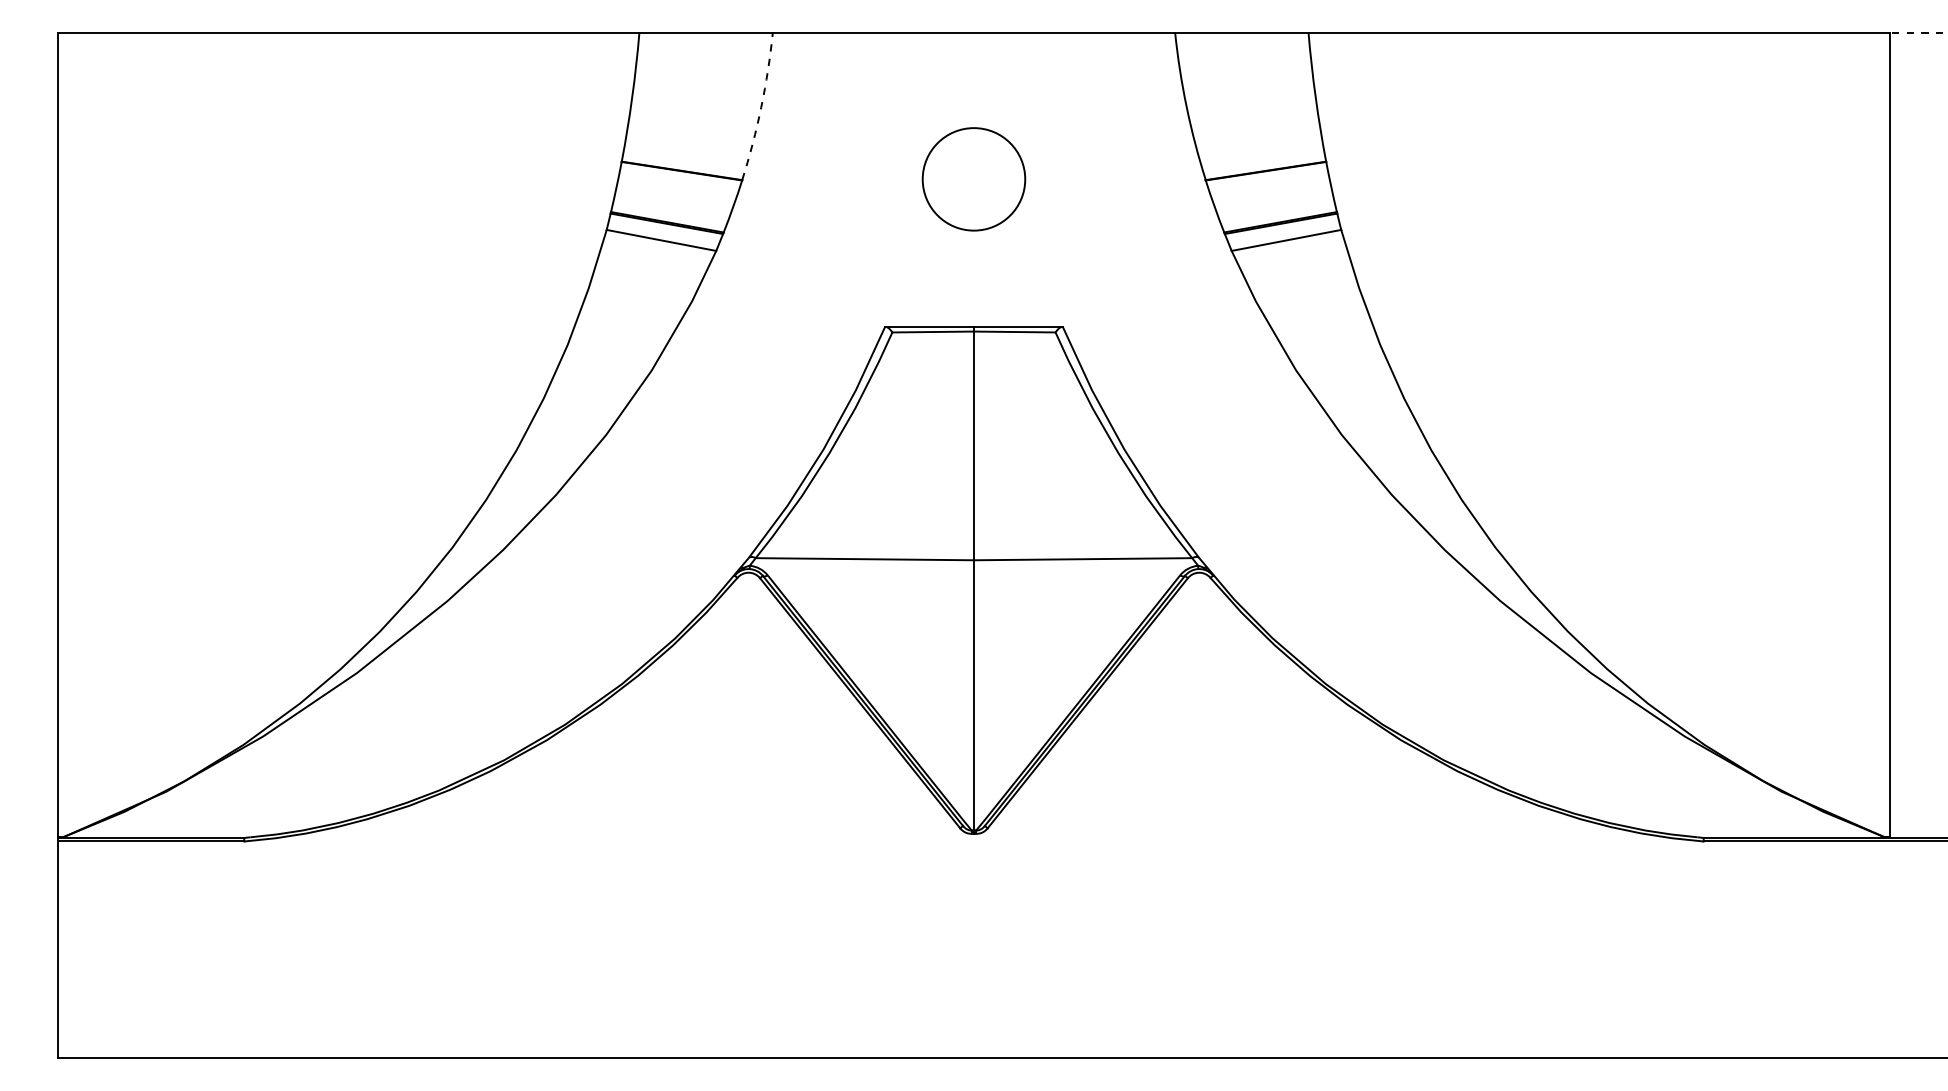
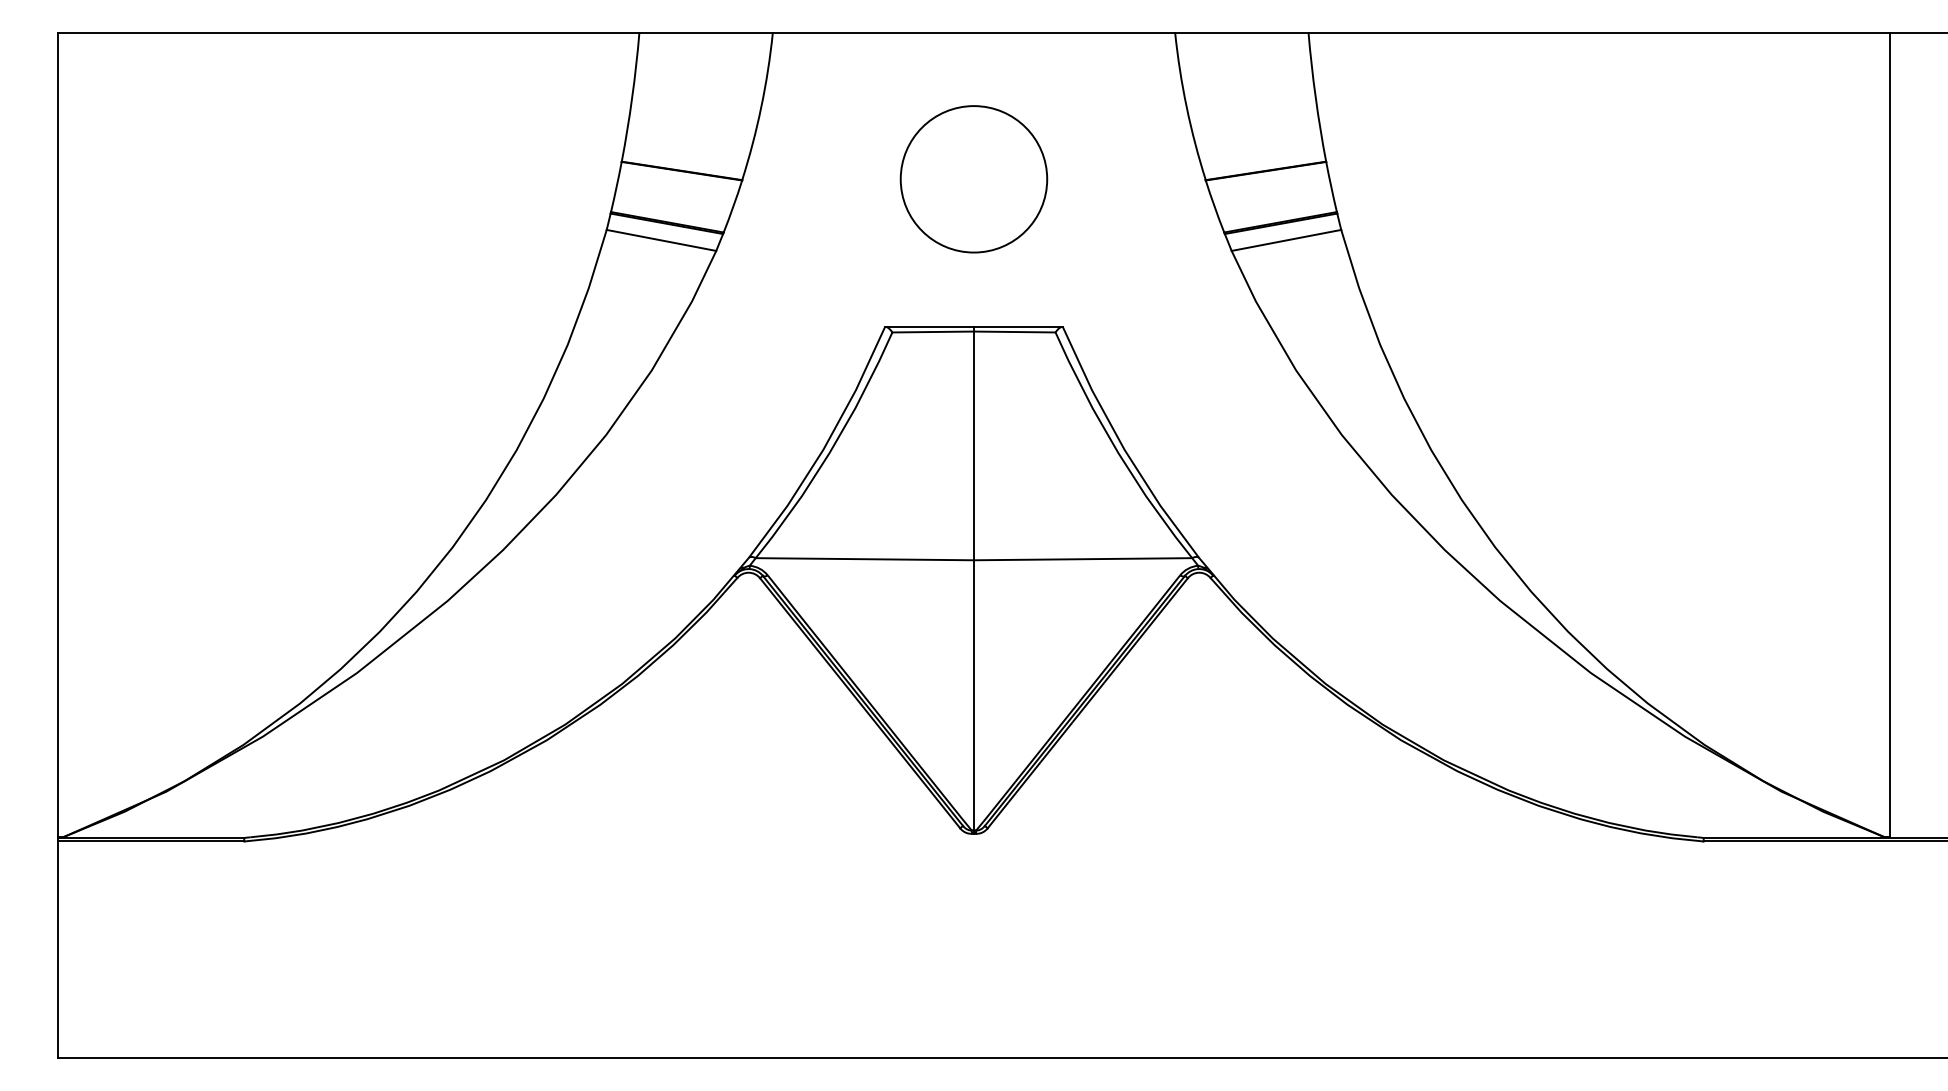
line: dashed -> solid (1918, 32)
arc: dashed -> solid (761, 107)
circle size: 106x105 px -> 150x149 px (973, 179)
